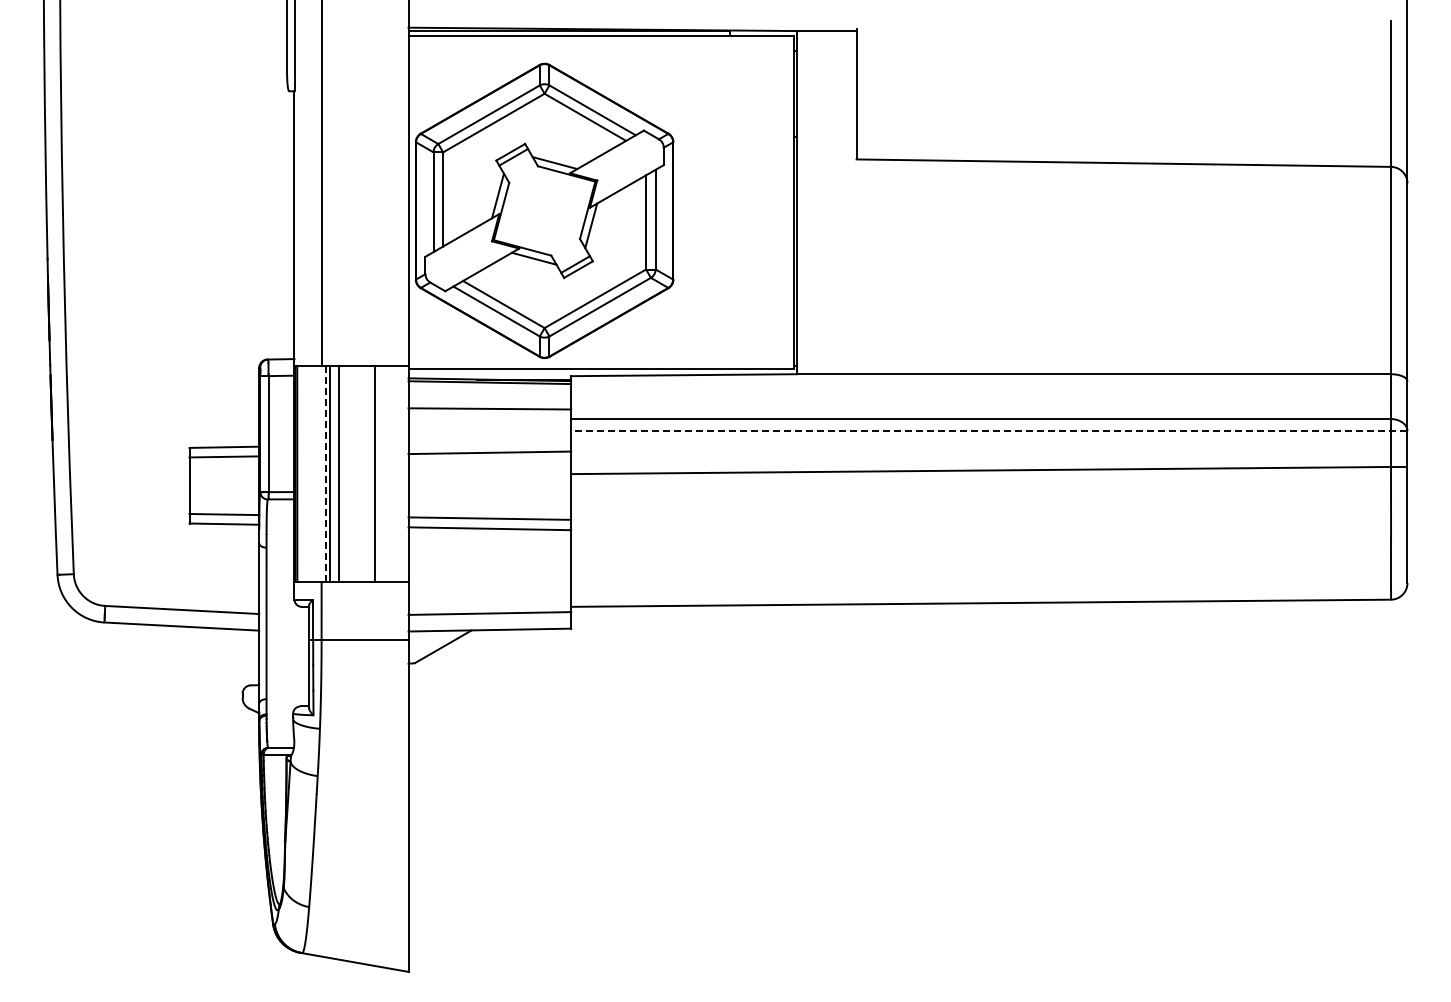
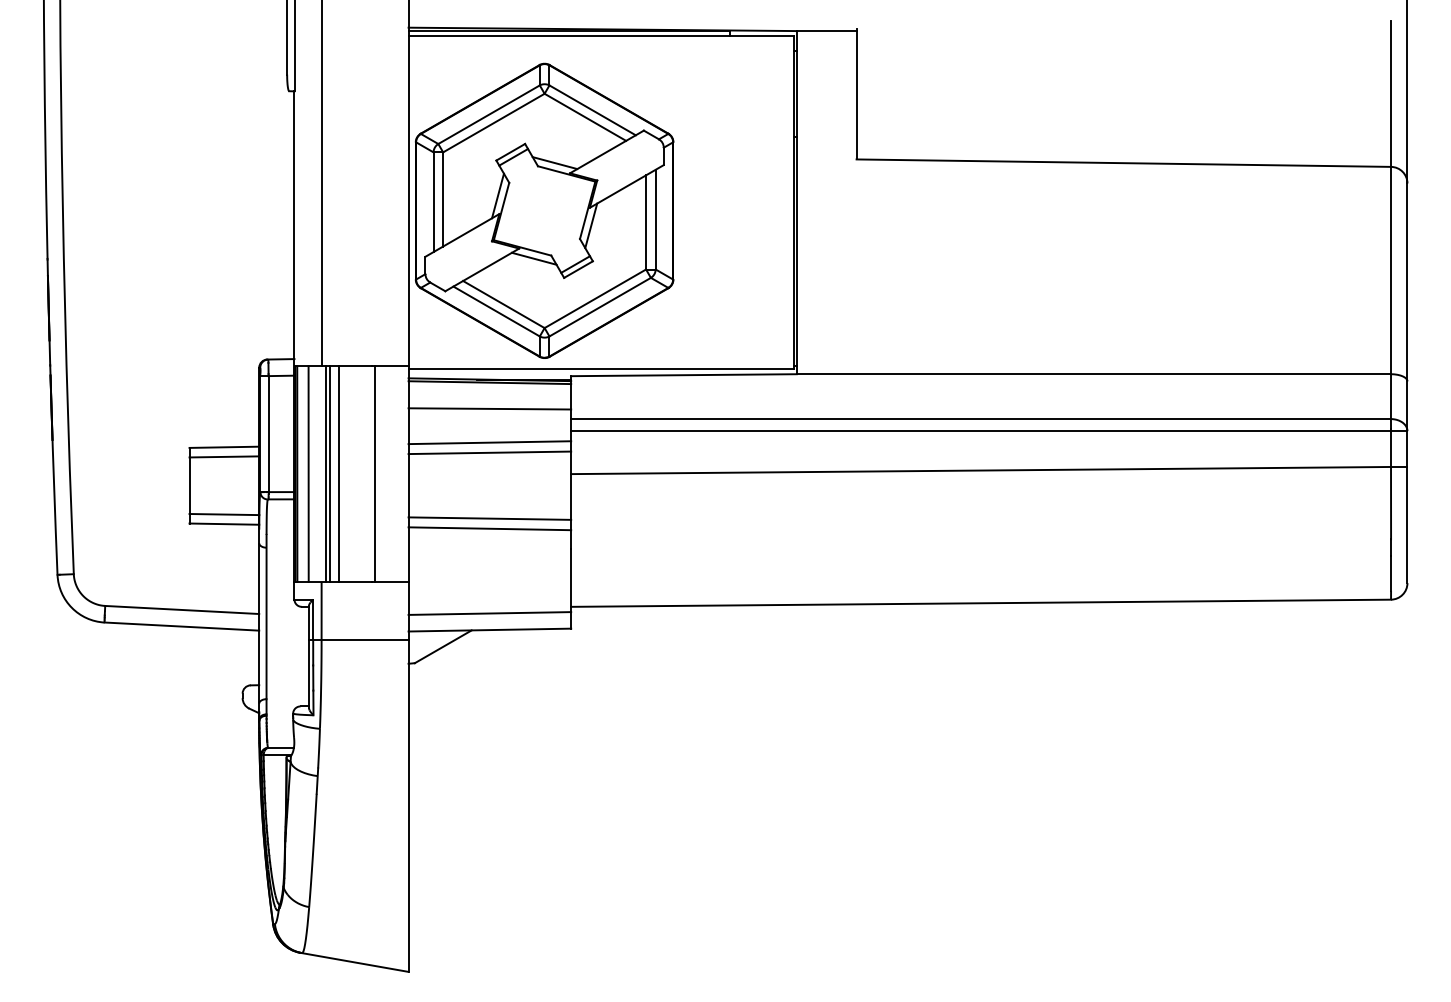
line: dashed -> solid (988, 431)
line: none -> present (489, 442)
line: none -> present (308, 473)
line: dashed -> solid (325, 474)
